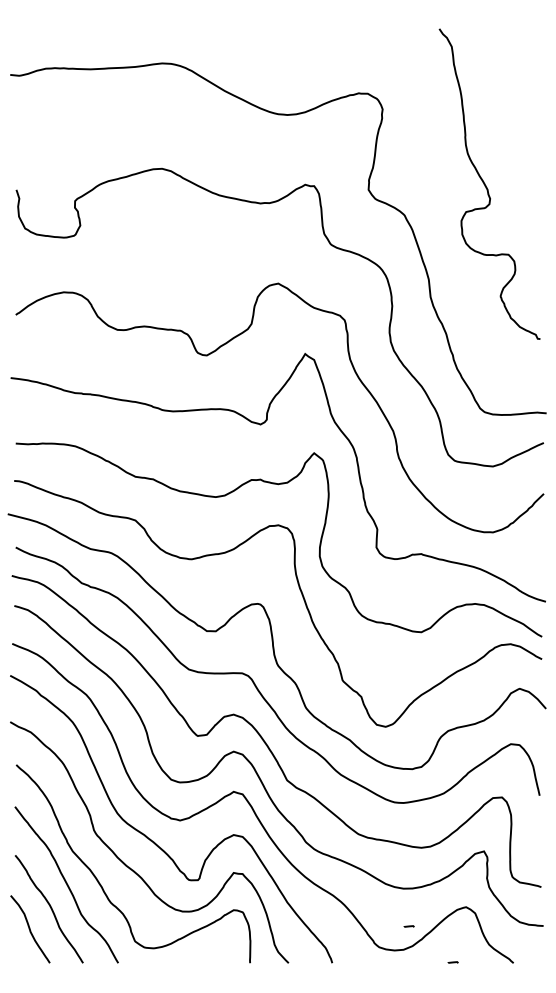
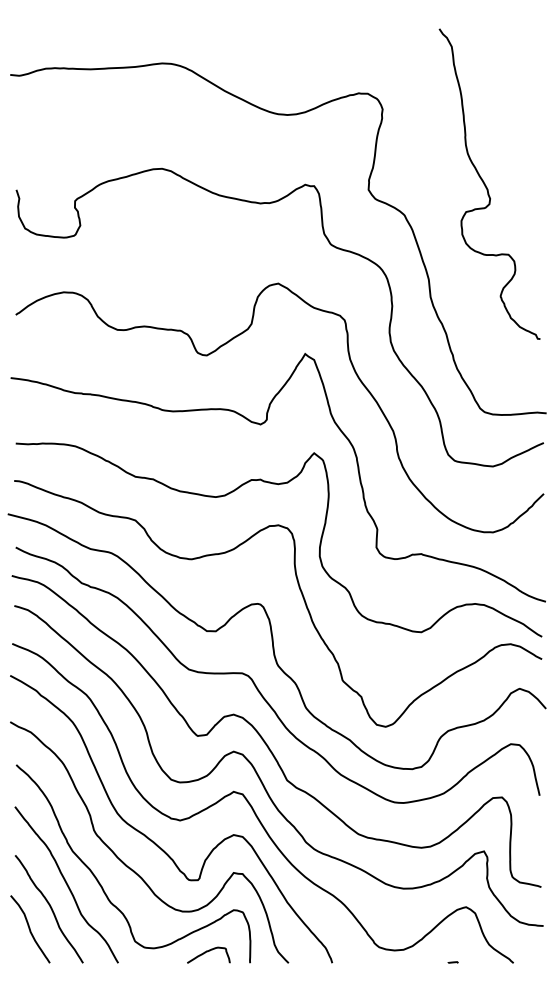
line: present -> none (408, 926)
curve: none -> present (207, 952)
